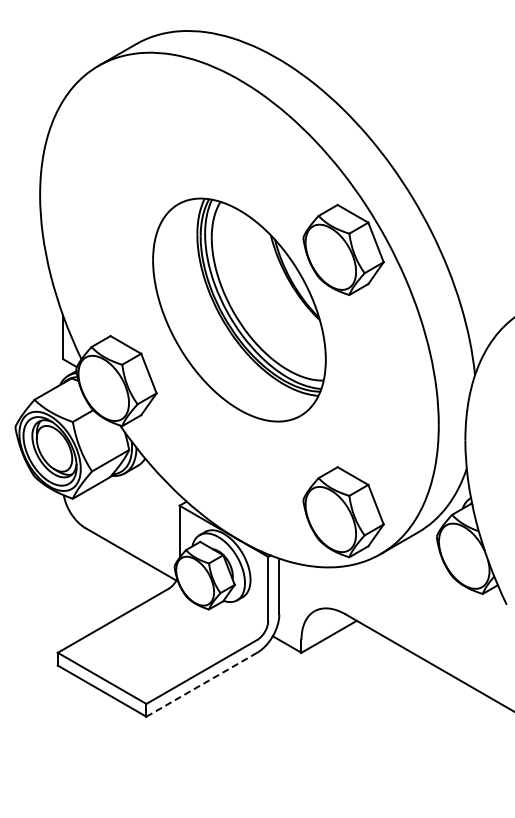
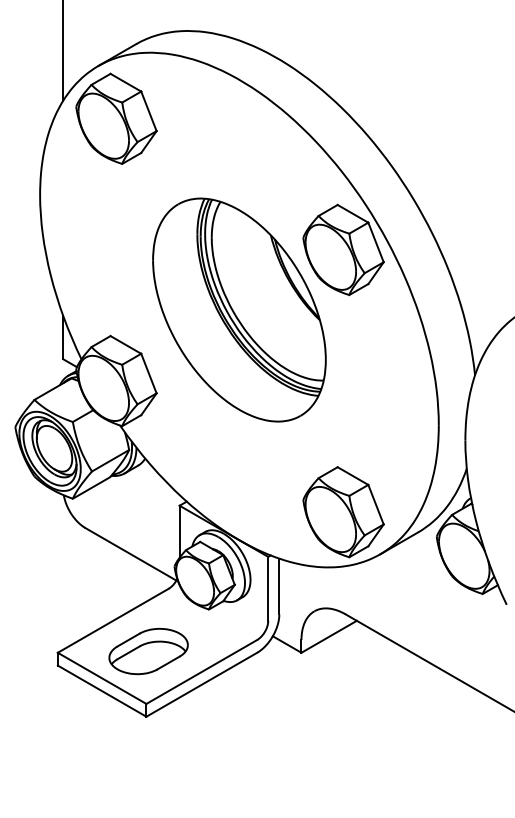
line: none -> present (63, 51)
part: none -> present (116, 118)
part: none -> present (148, 651)
line: dashed -> solid (201, 684)
